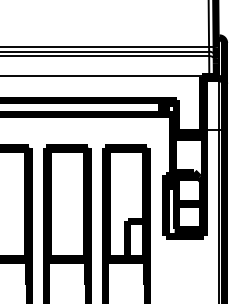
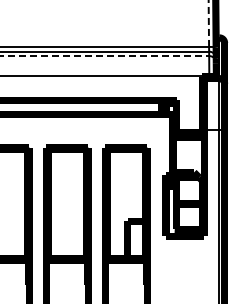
line: solid -> dashed (208, 23)
line: solid -> dashed (105, 56)
